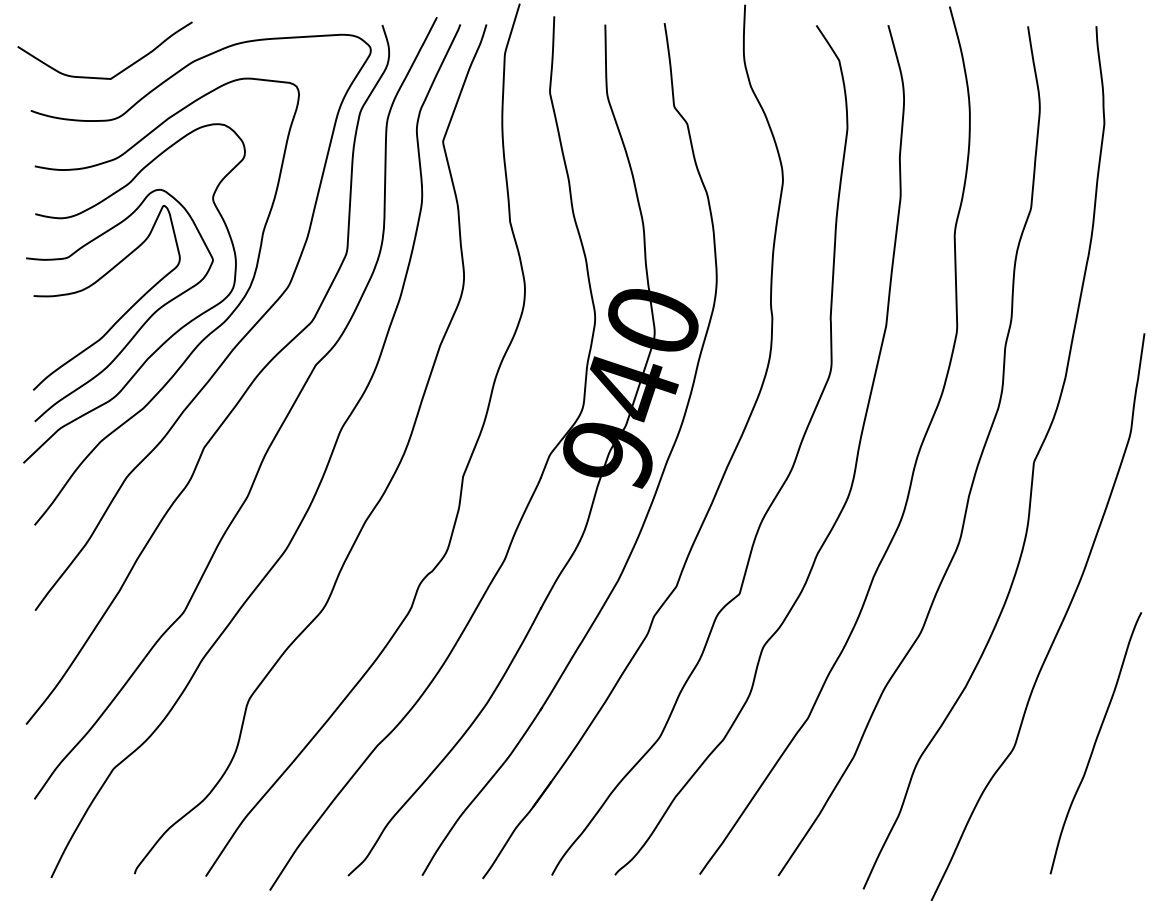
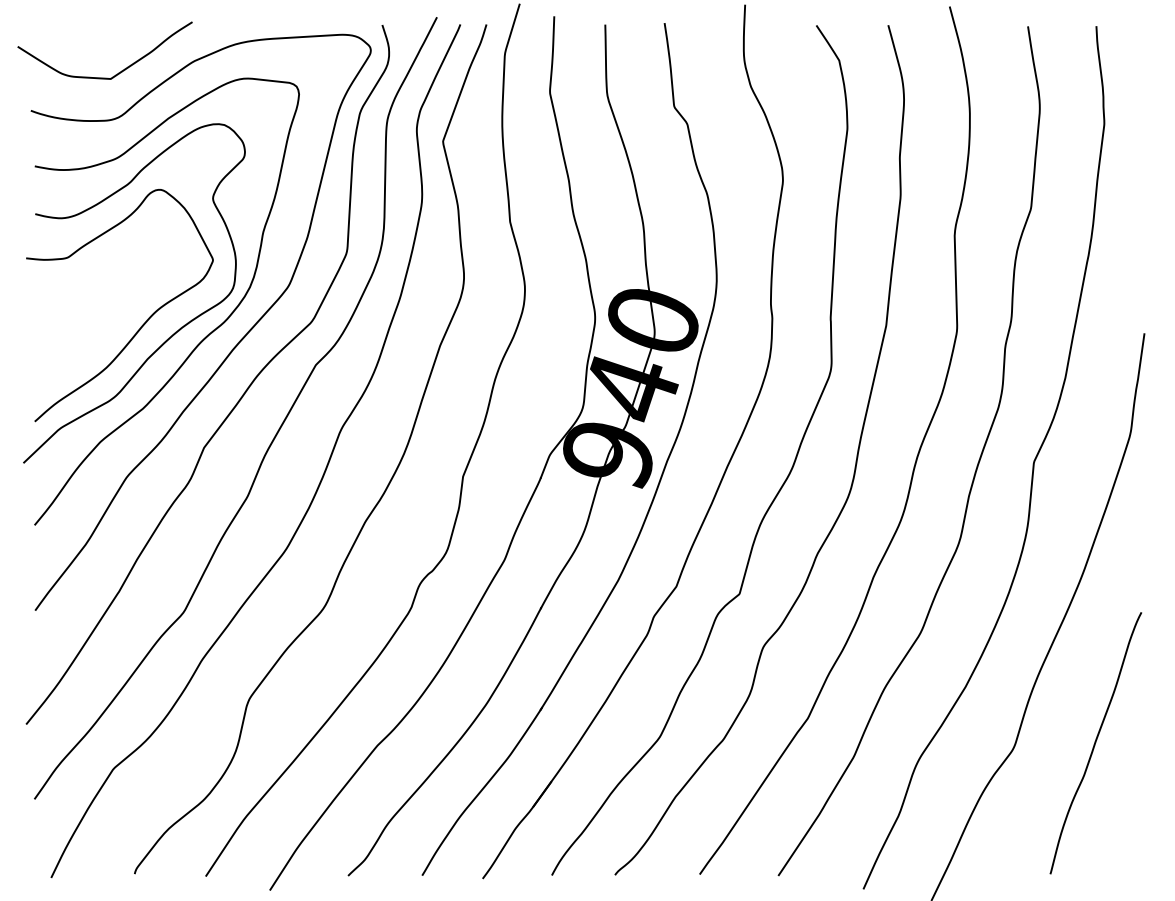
curve: present -> none (97, 282)
